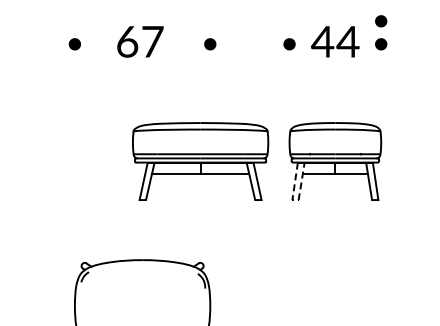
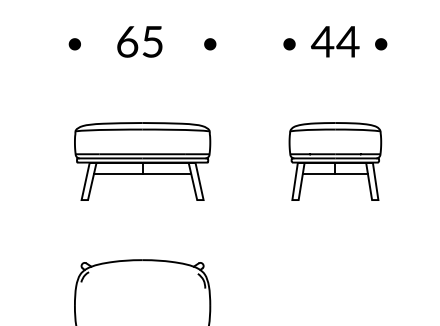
part: present -> none (381, 21)
text: 67 -> 65 (152, 41)
part position: (200, 161) -> (142, 161) (142, 161)
line: dashed -> solid (295, 200)
